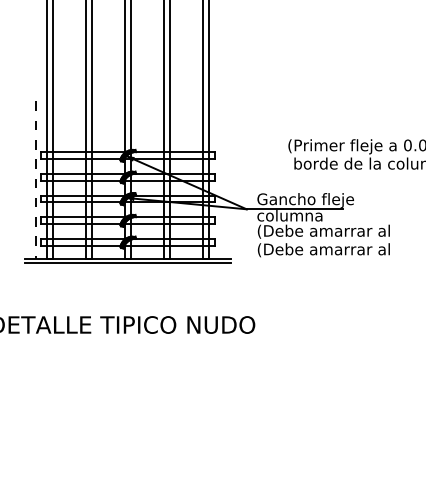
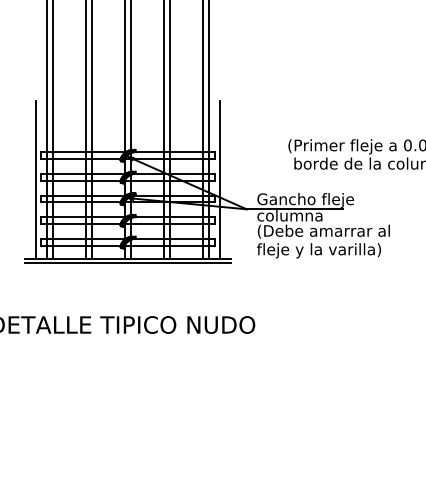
line: none -> present (219, 179)
line: dashed -> solid (35, 180)
text: (Debe amarrar al -> fleje y la varilla) (322, 250)
